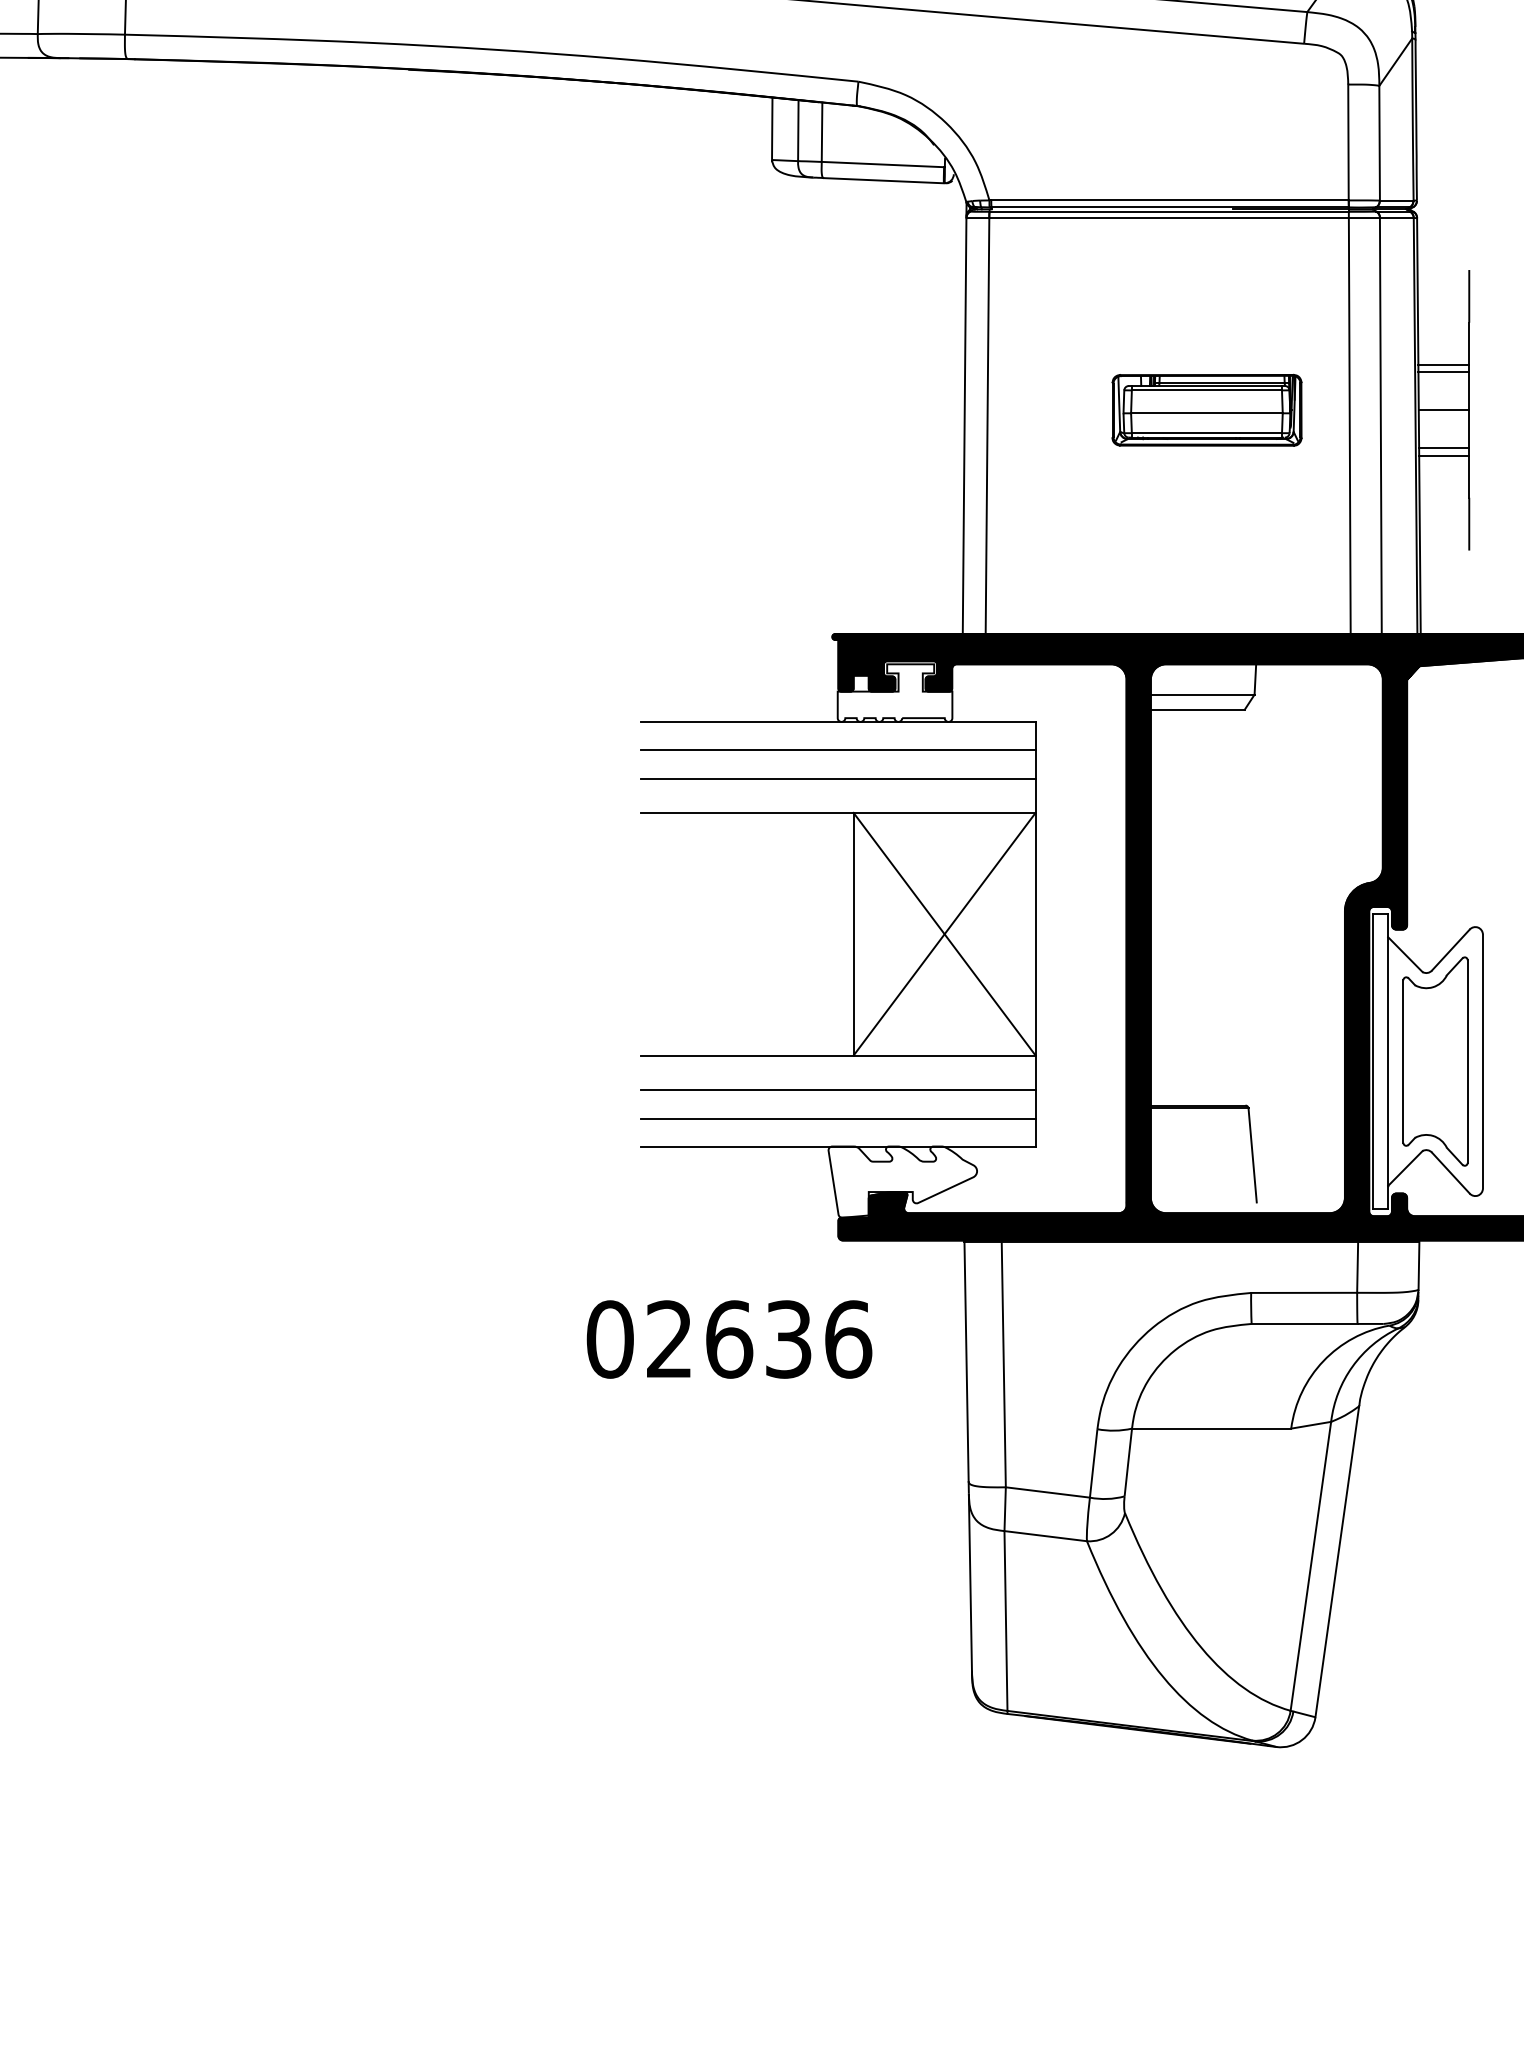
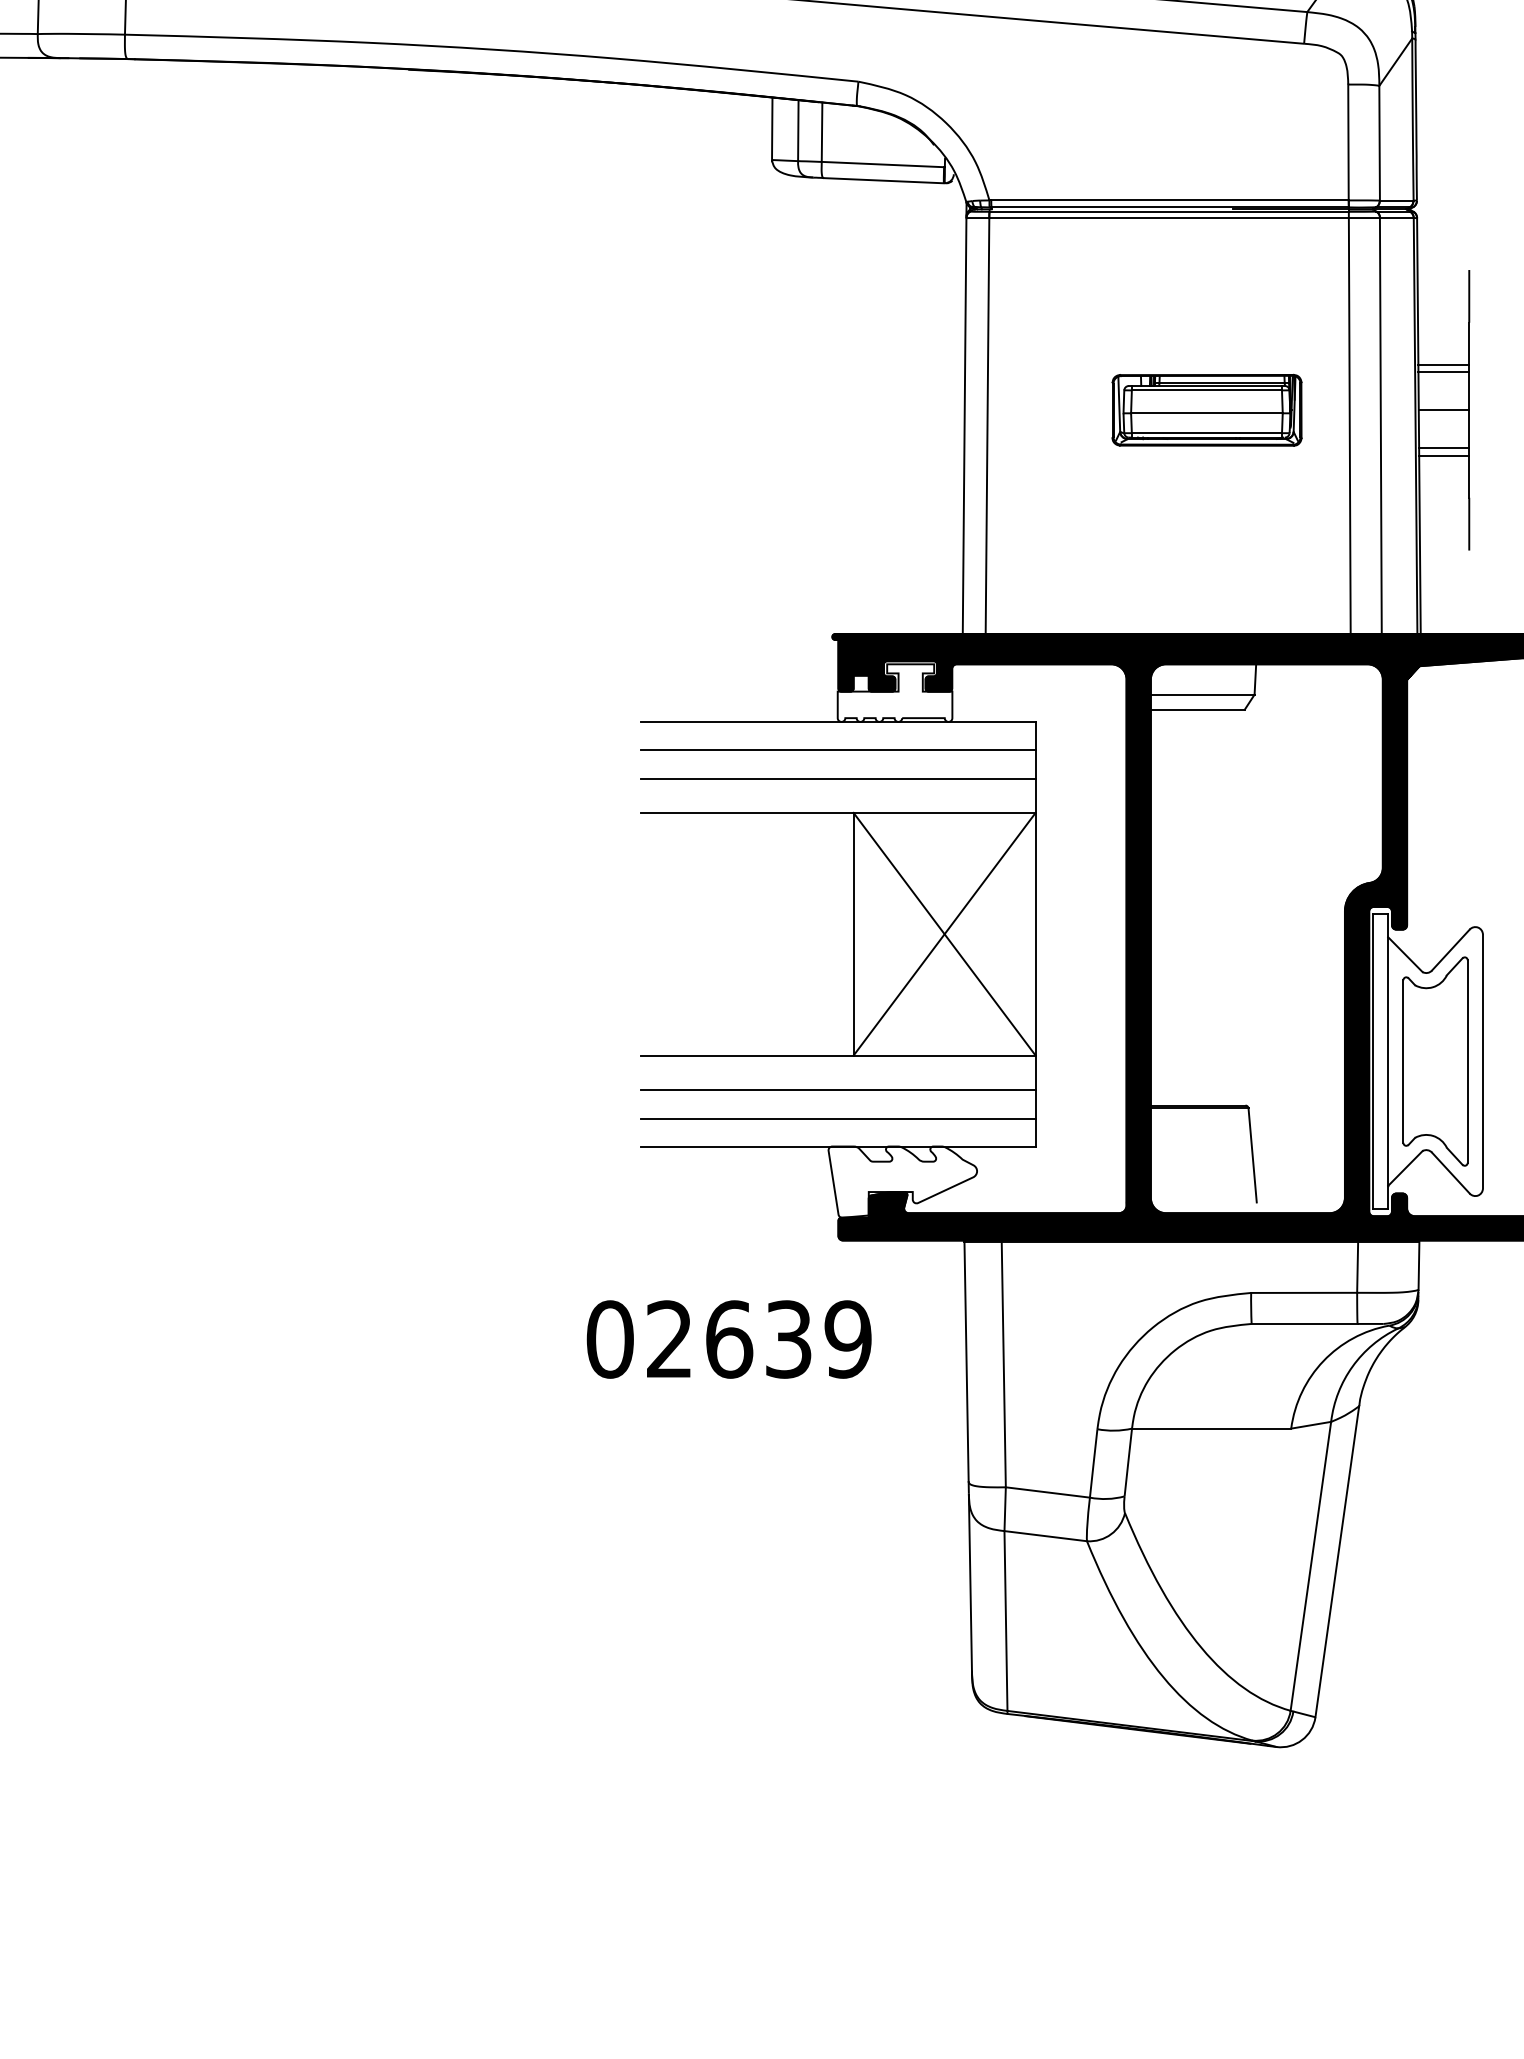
text: 02636 -> 02639 (848, 1339)
